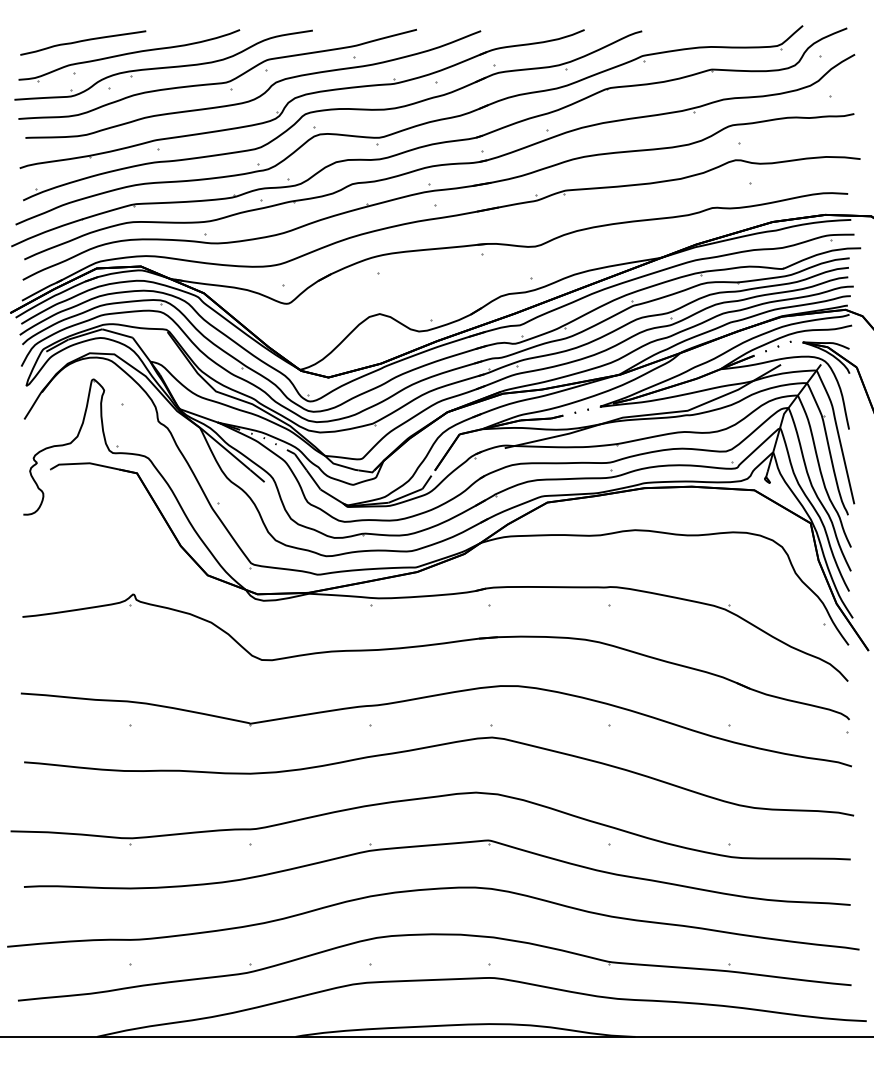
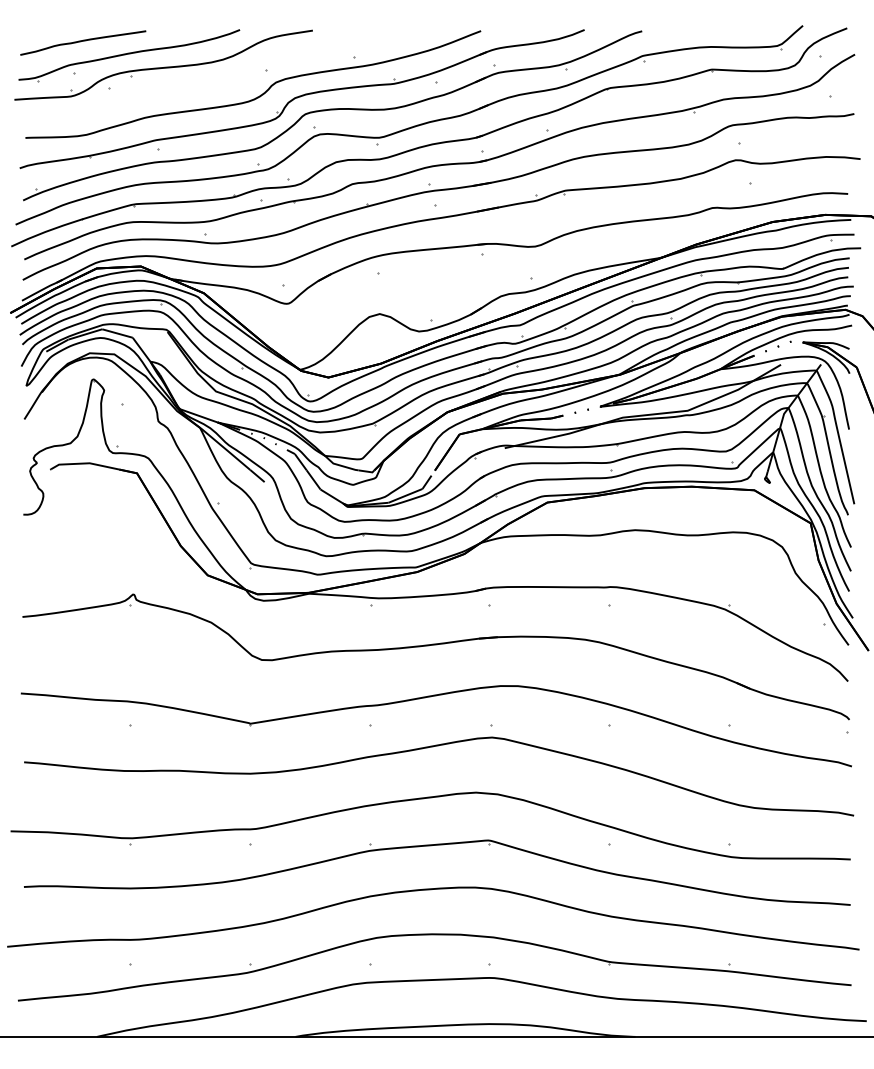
part: present -> none (217, 82)
